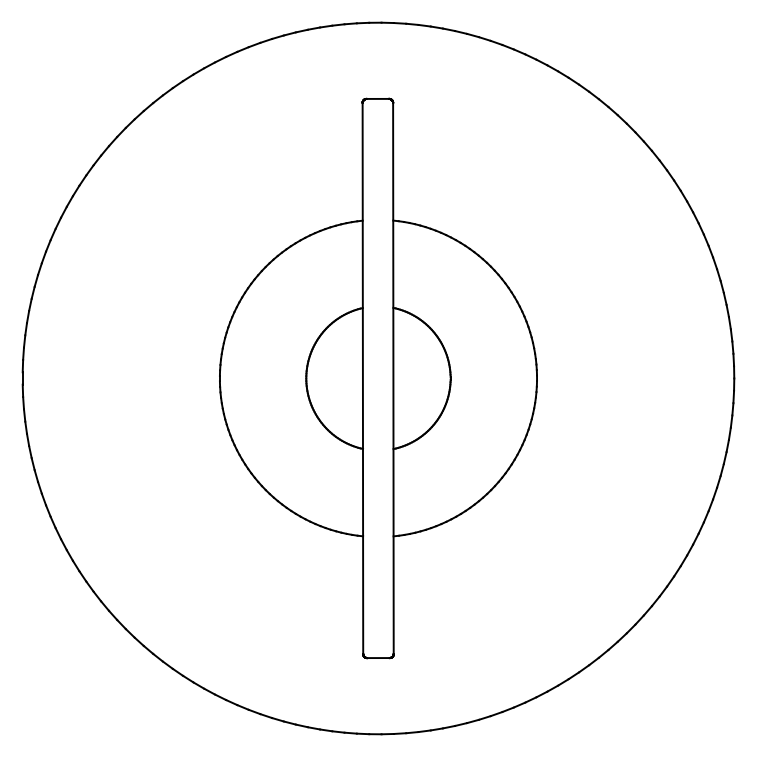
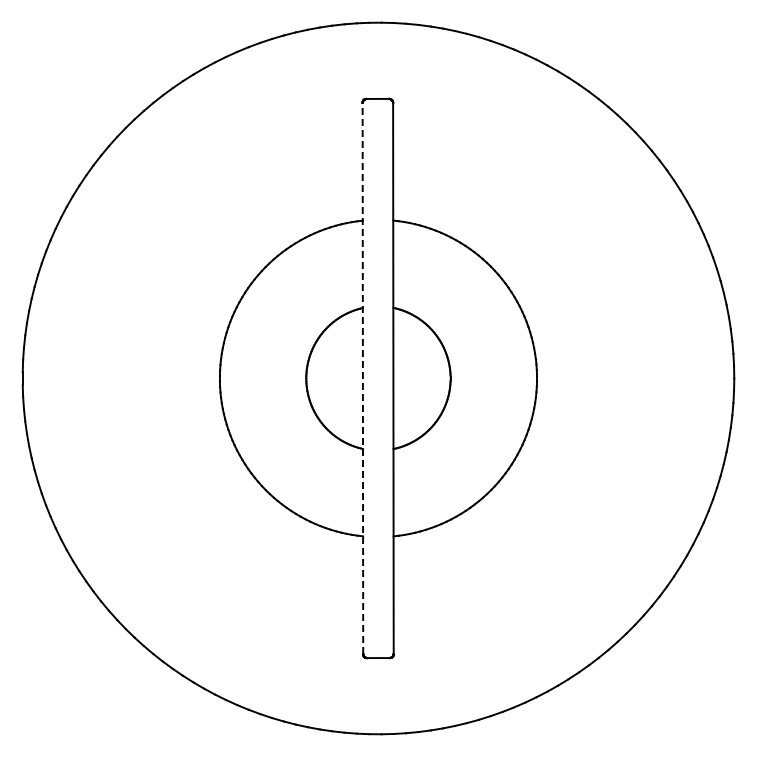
line: solid -> dashed (362, 378)
